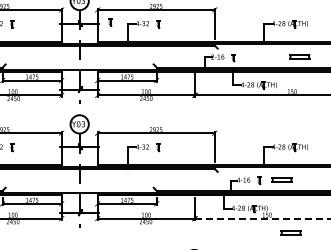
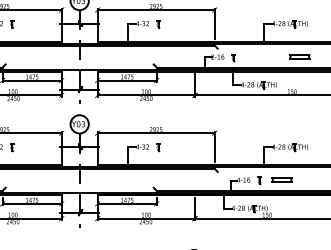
part: present -> none (110, 22)
line: dashed -> solid (262, 218)
part: present -> none (290, 232)
